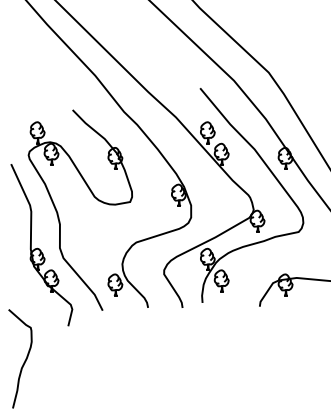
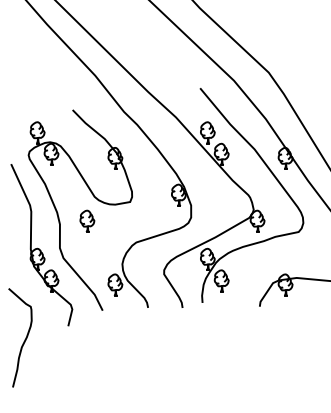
part: none -> present (87, 220)
curve position: (24, 360) -> (24, 339) (24, 339)
